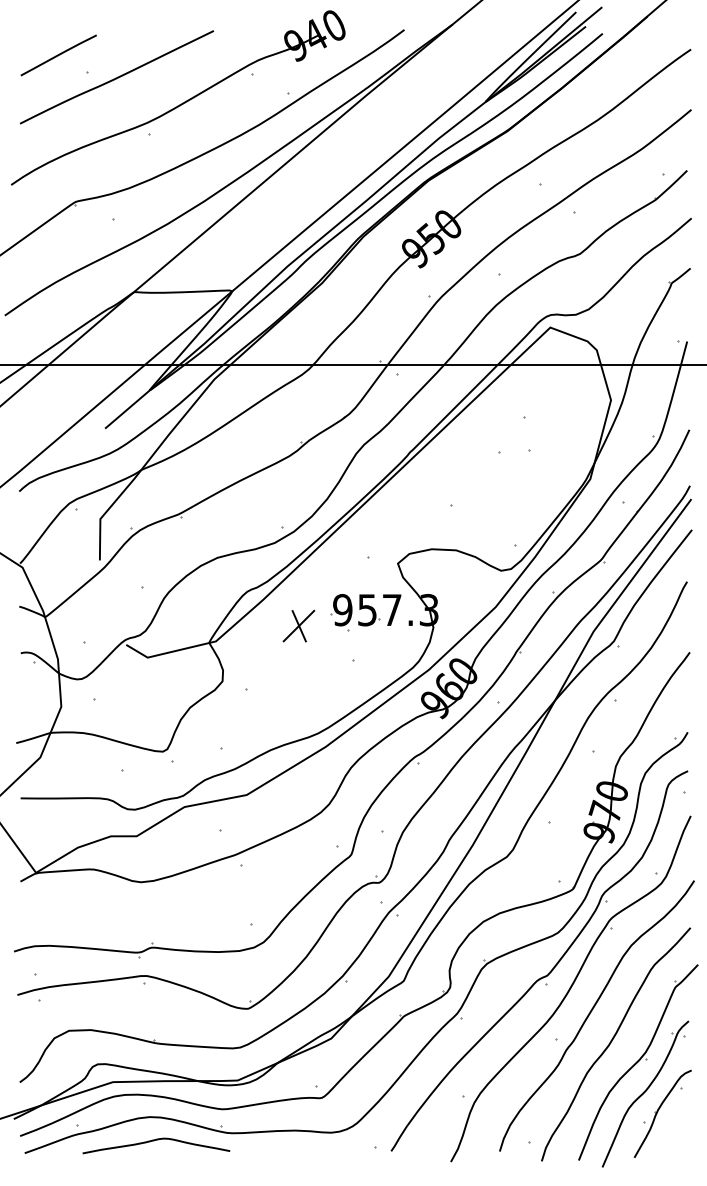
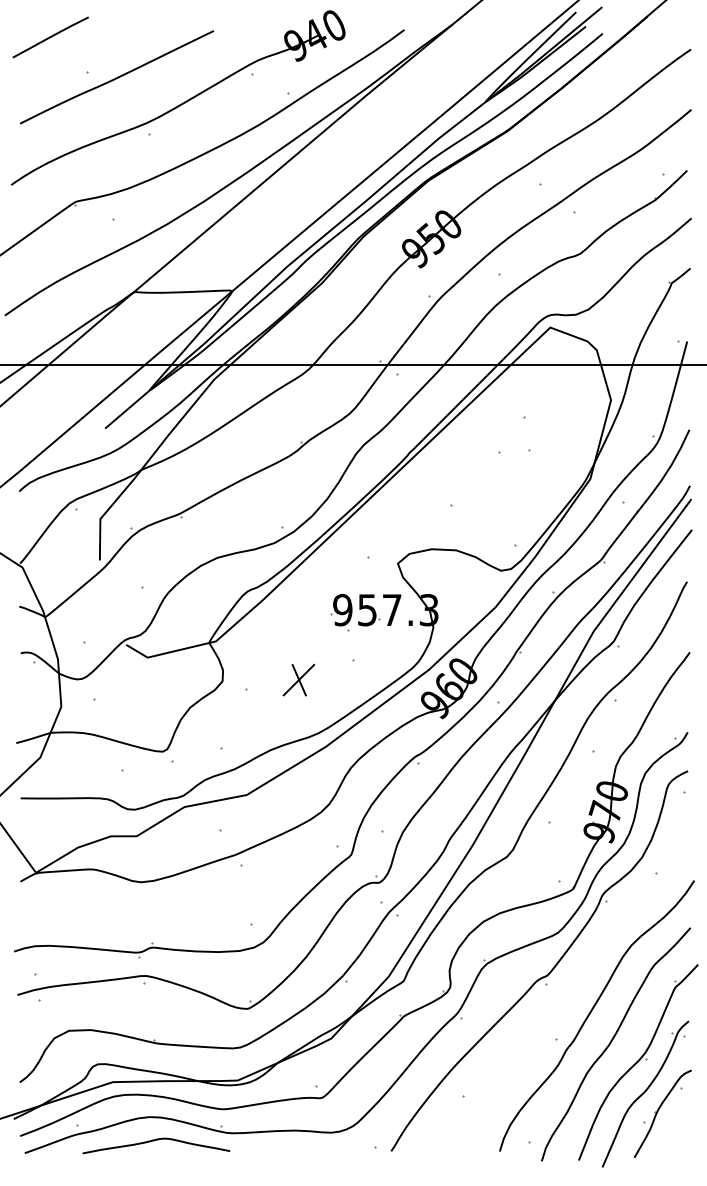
line position: (58, 55) -> (50, 37) (50, 37)
part position: (298, 625) -> (298, 679) (298, 679)
part: present -> none (570, 988)
